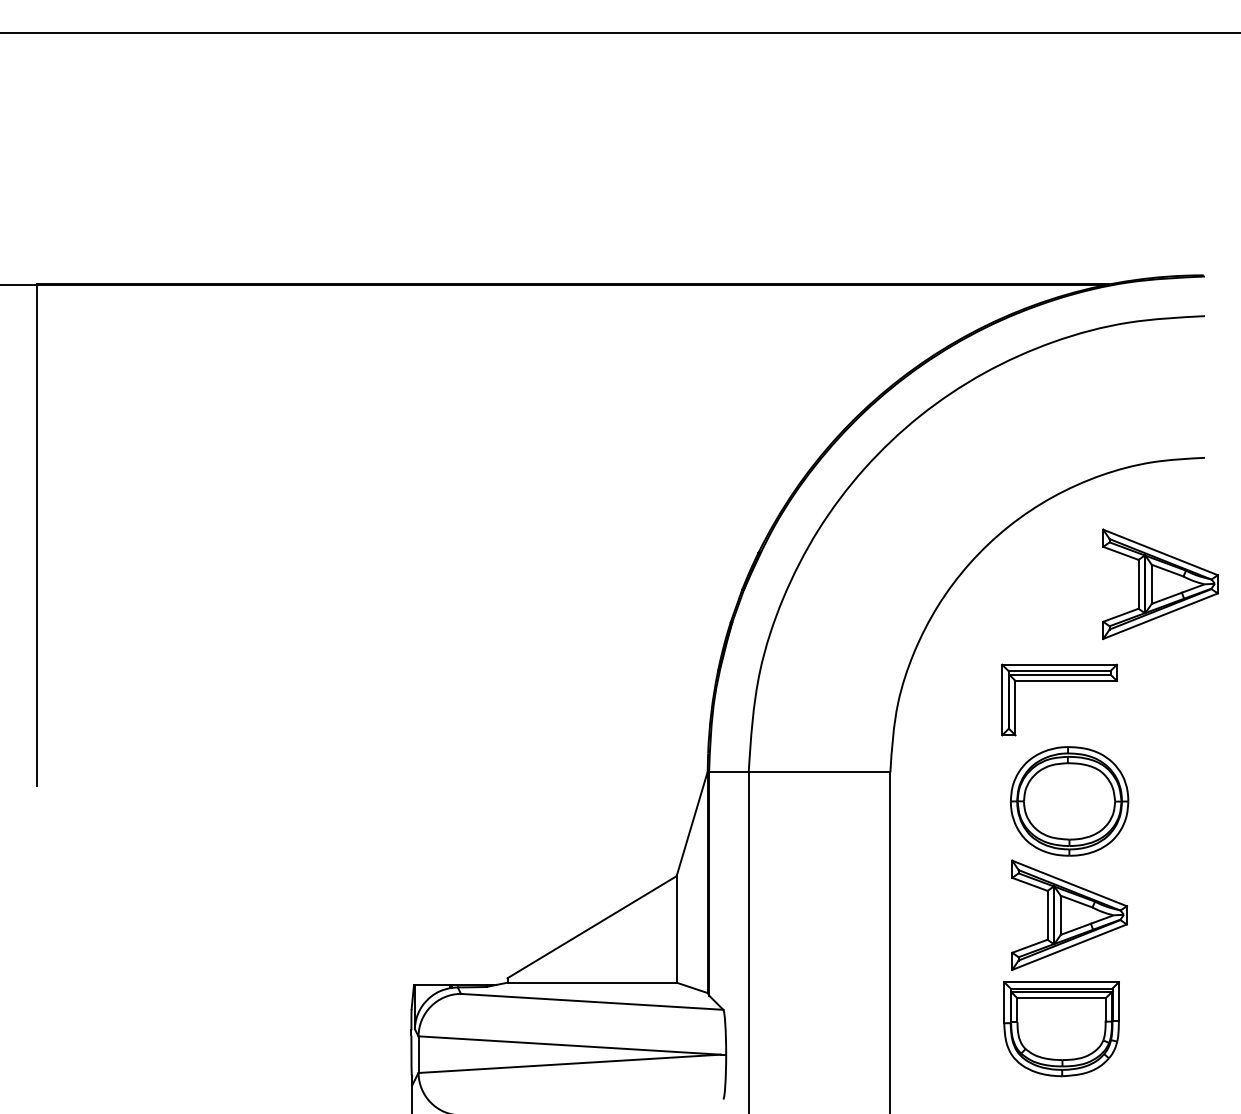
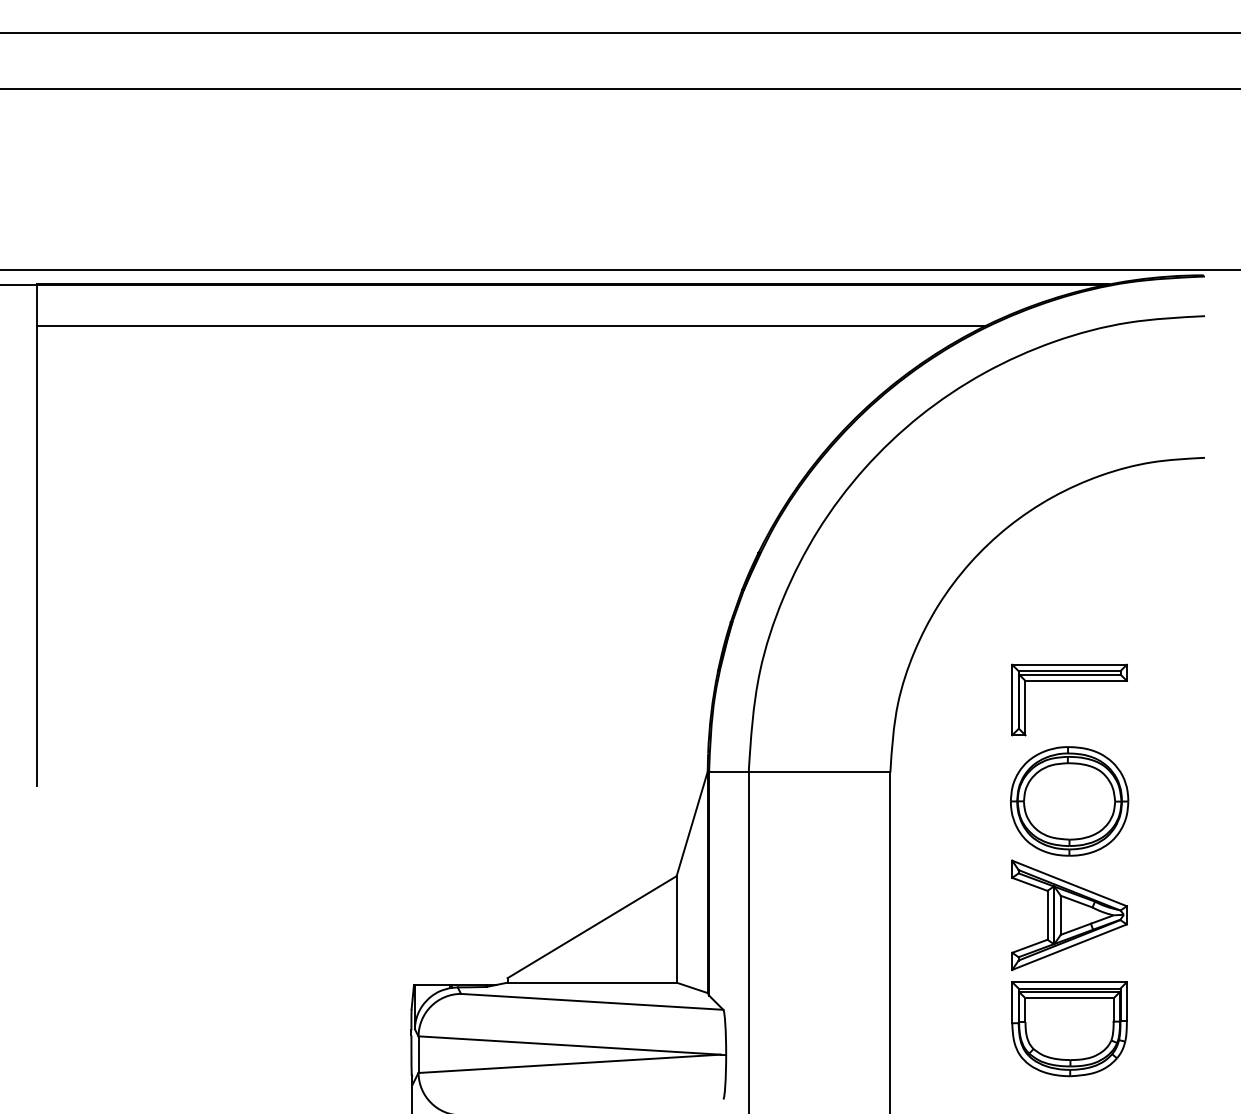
line: none -> present (619, 89)
line: none -> present (619, 270)
line: none -> present (511, 326)
part: present -> none (1160, 583)
part position: (1059, 681) -> (1069, 681) (1069, 681)
part position: (1061, 1029) -> (1069, 1029) (1069, 1029)
